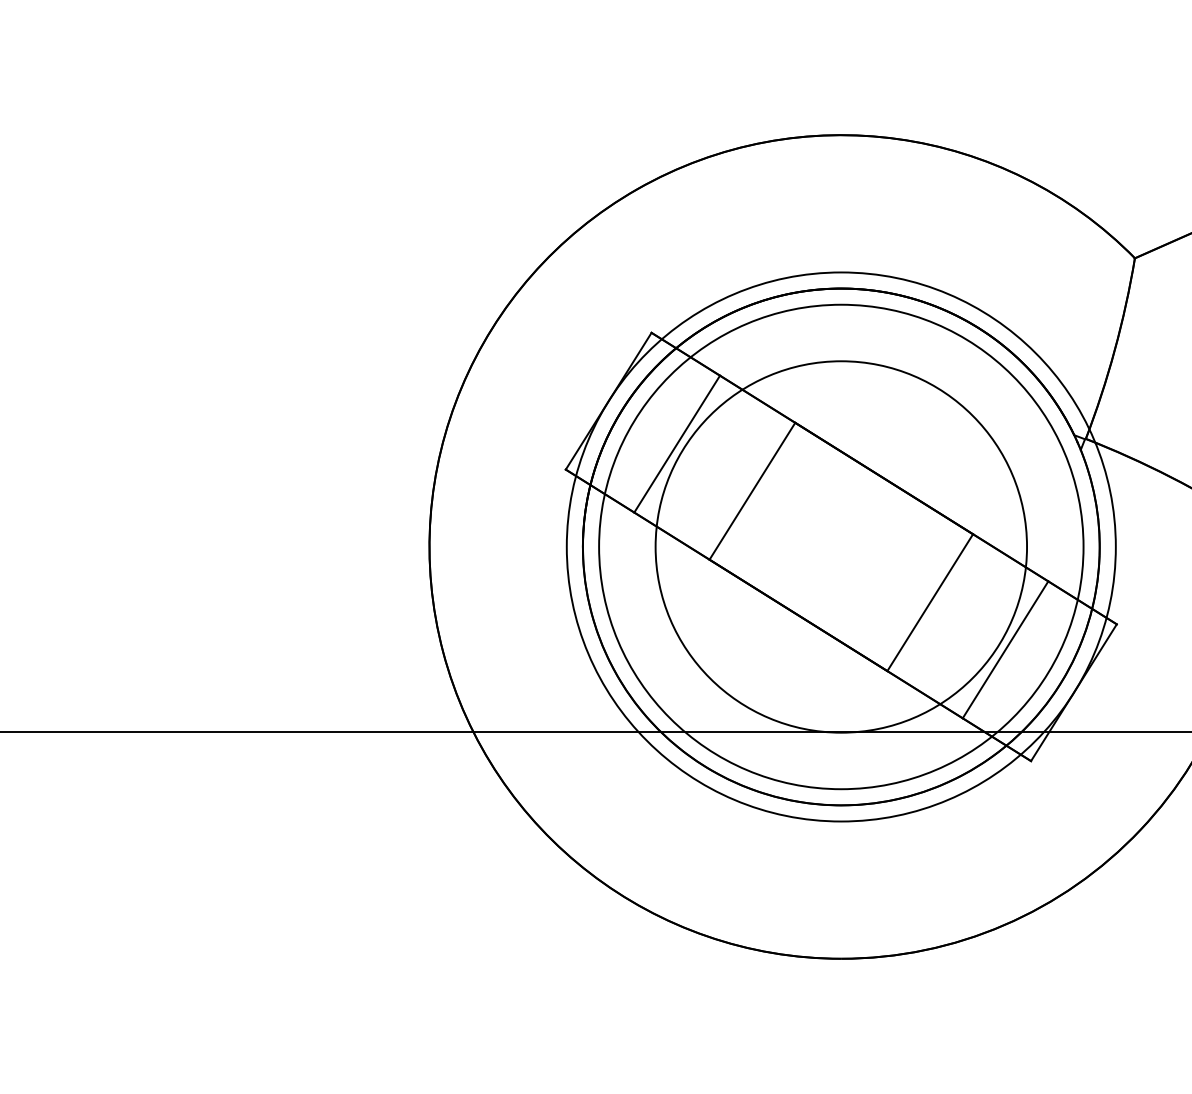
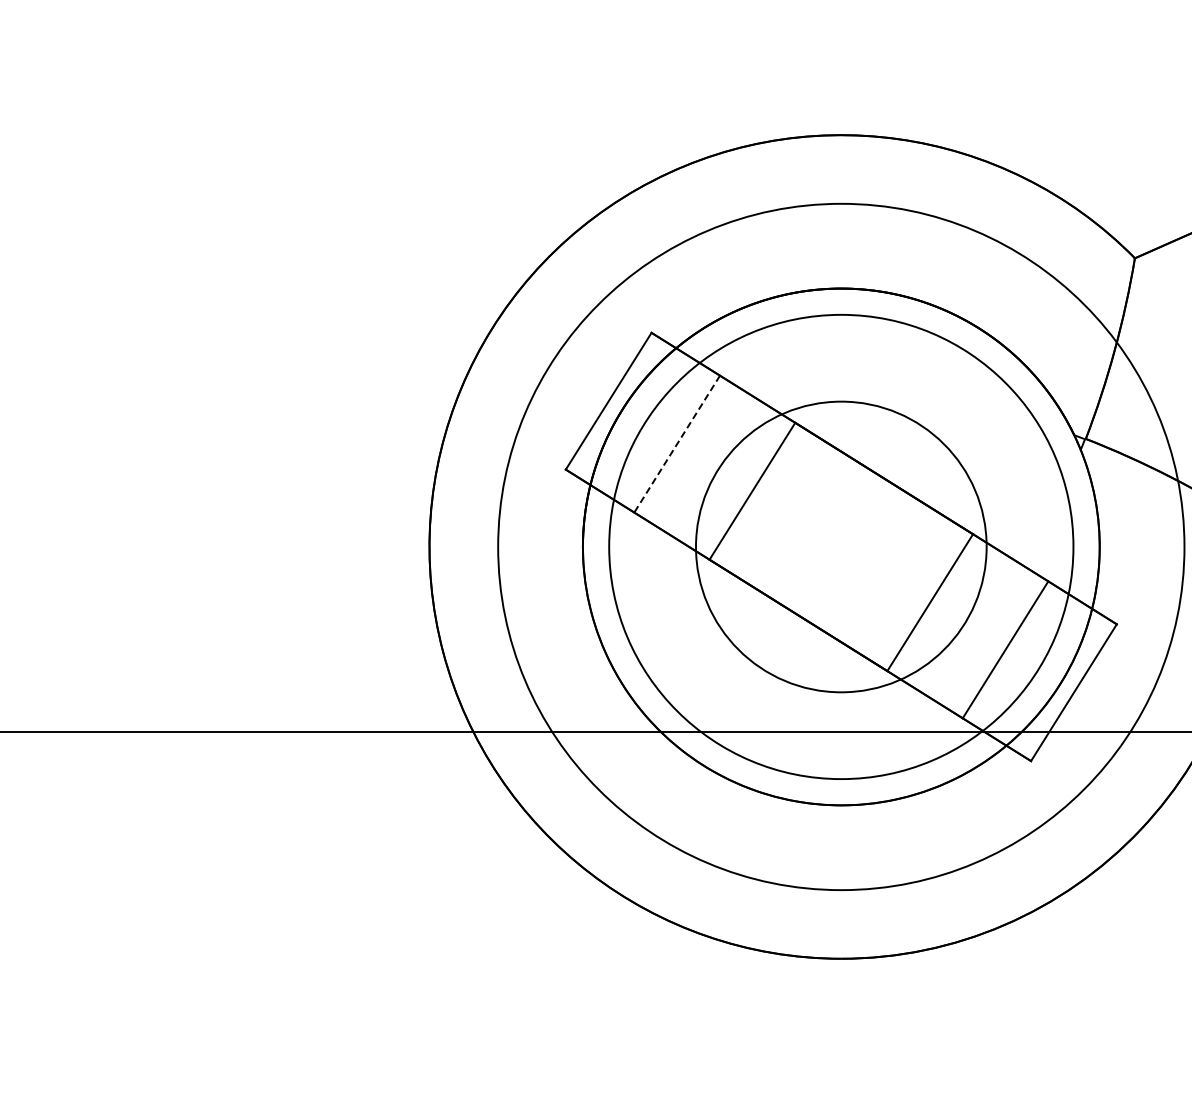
line: solid -> dashed (677, 444)
circle diameter: 549 px -> 686 px (841, 546)
circle diameter: 371 px -> 464 px (841, 546)
circle diameter: 484 px -> 291 px (840, 546)
